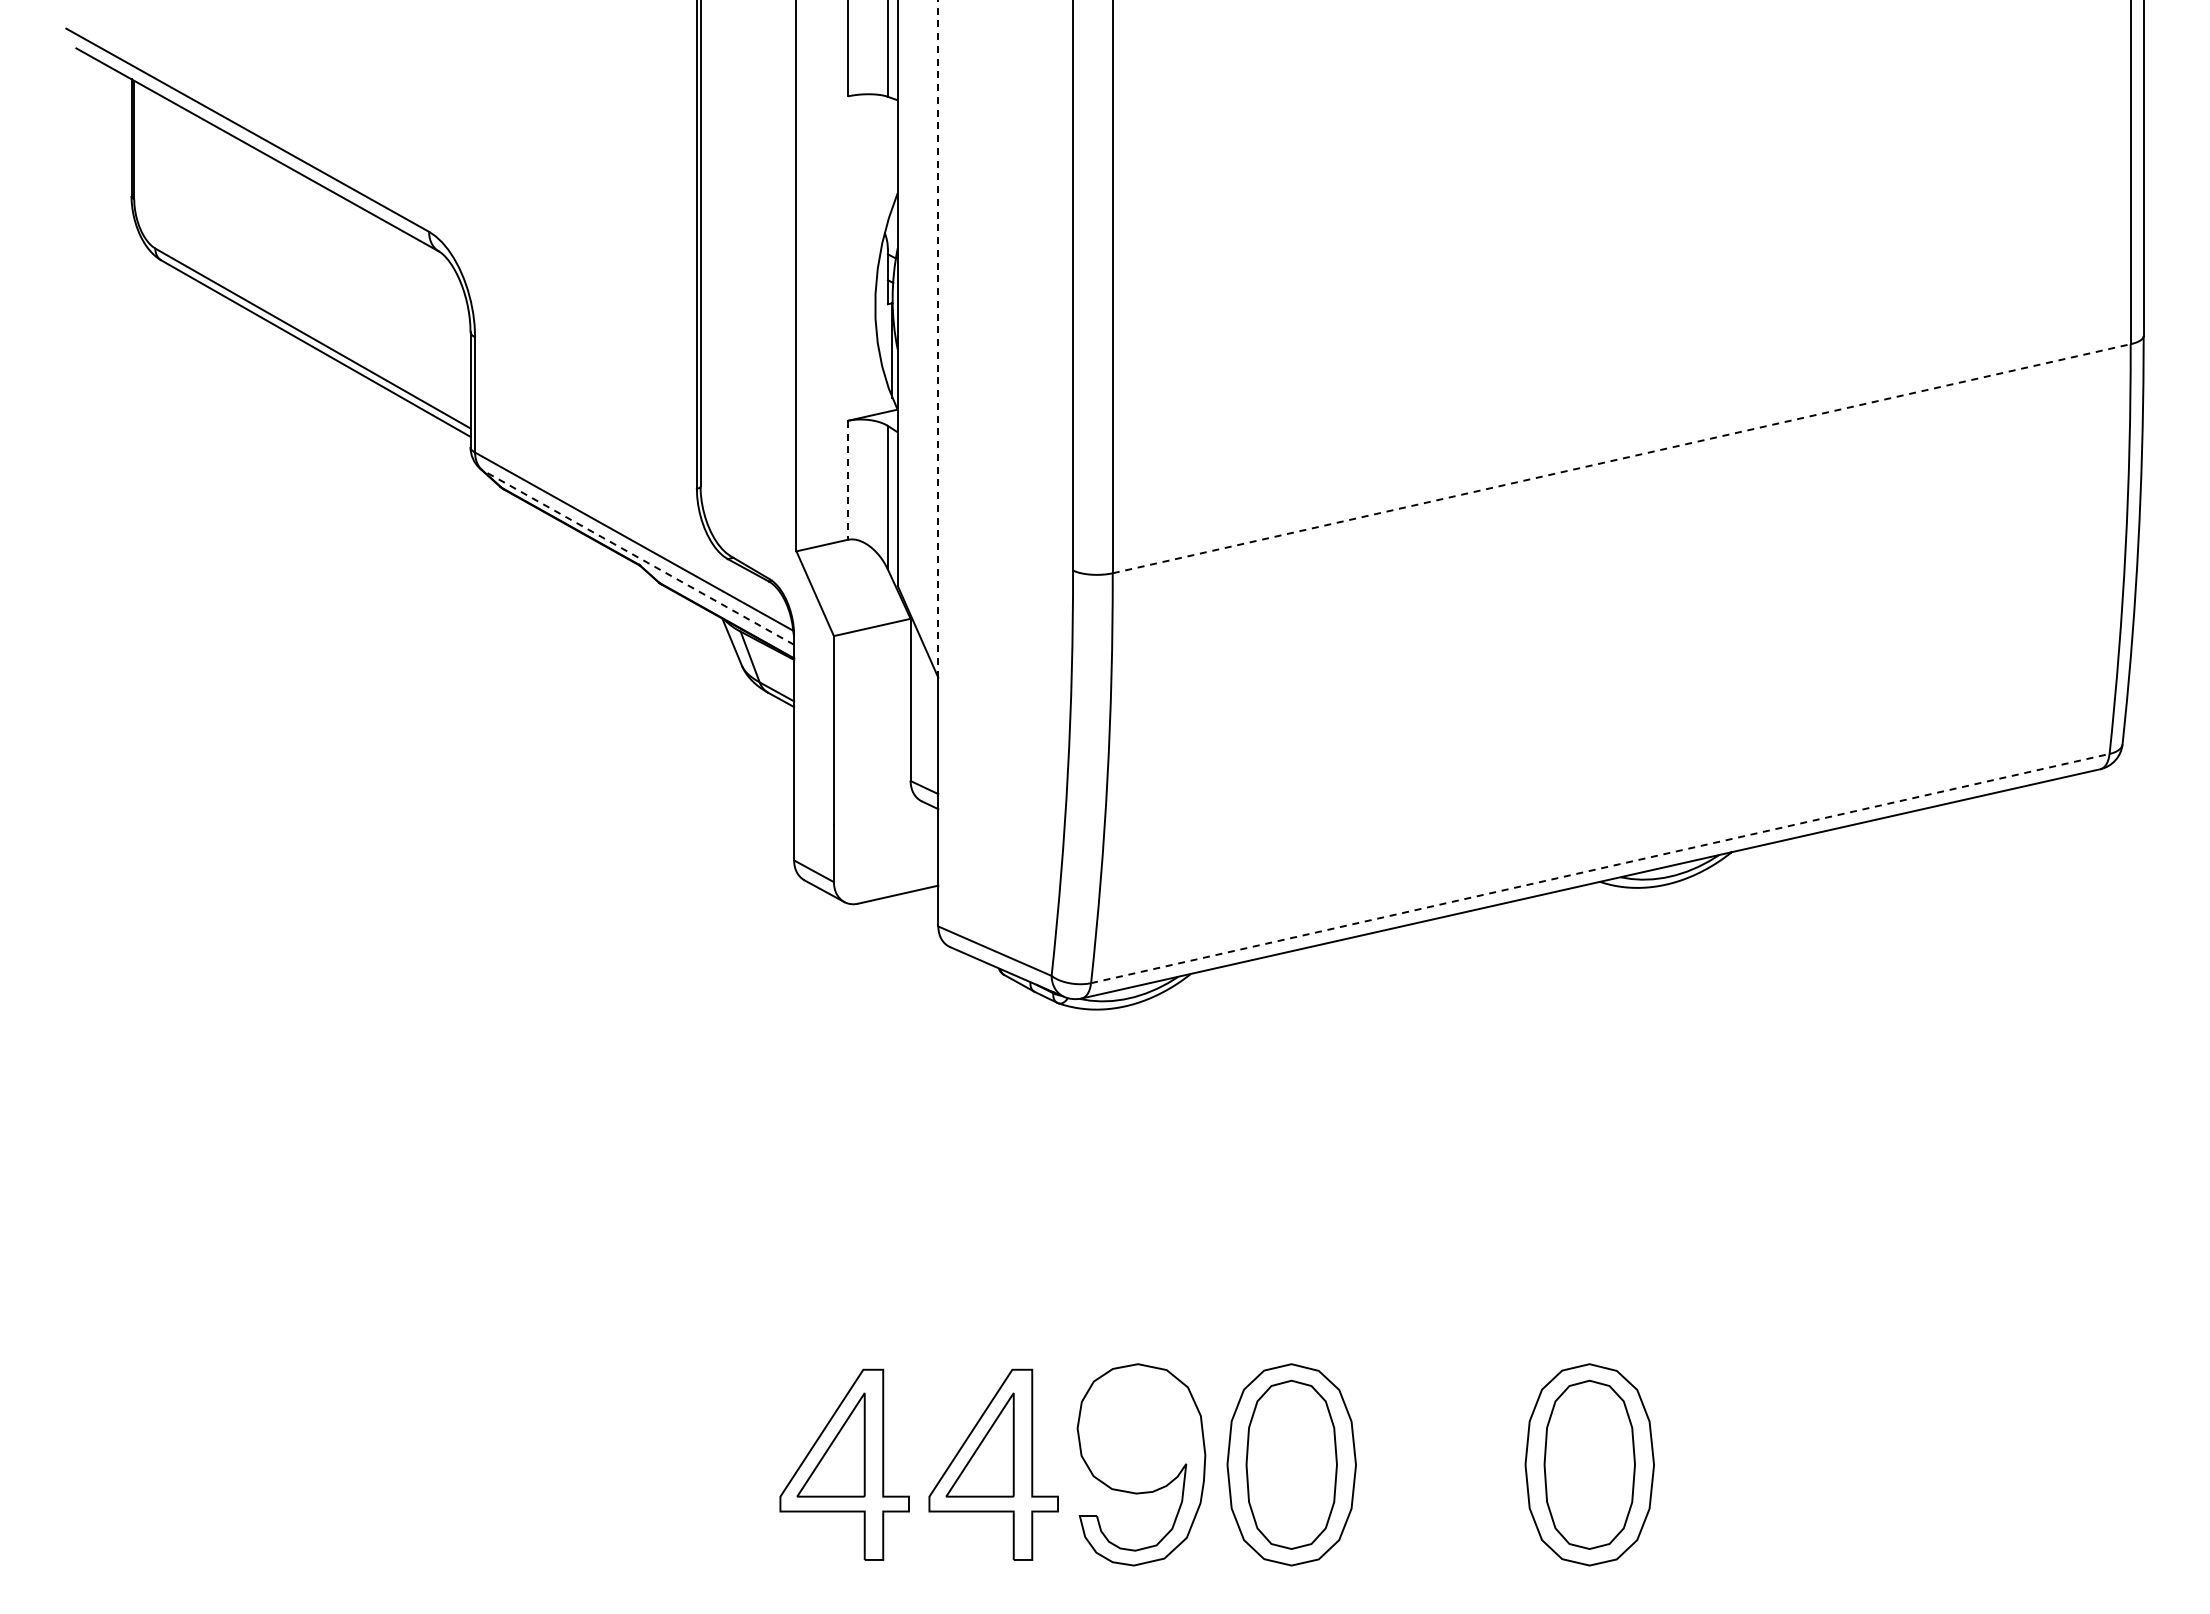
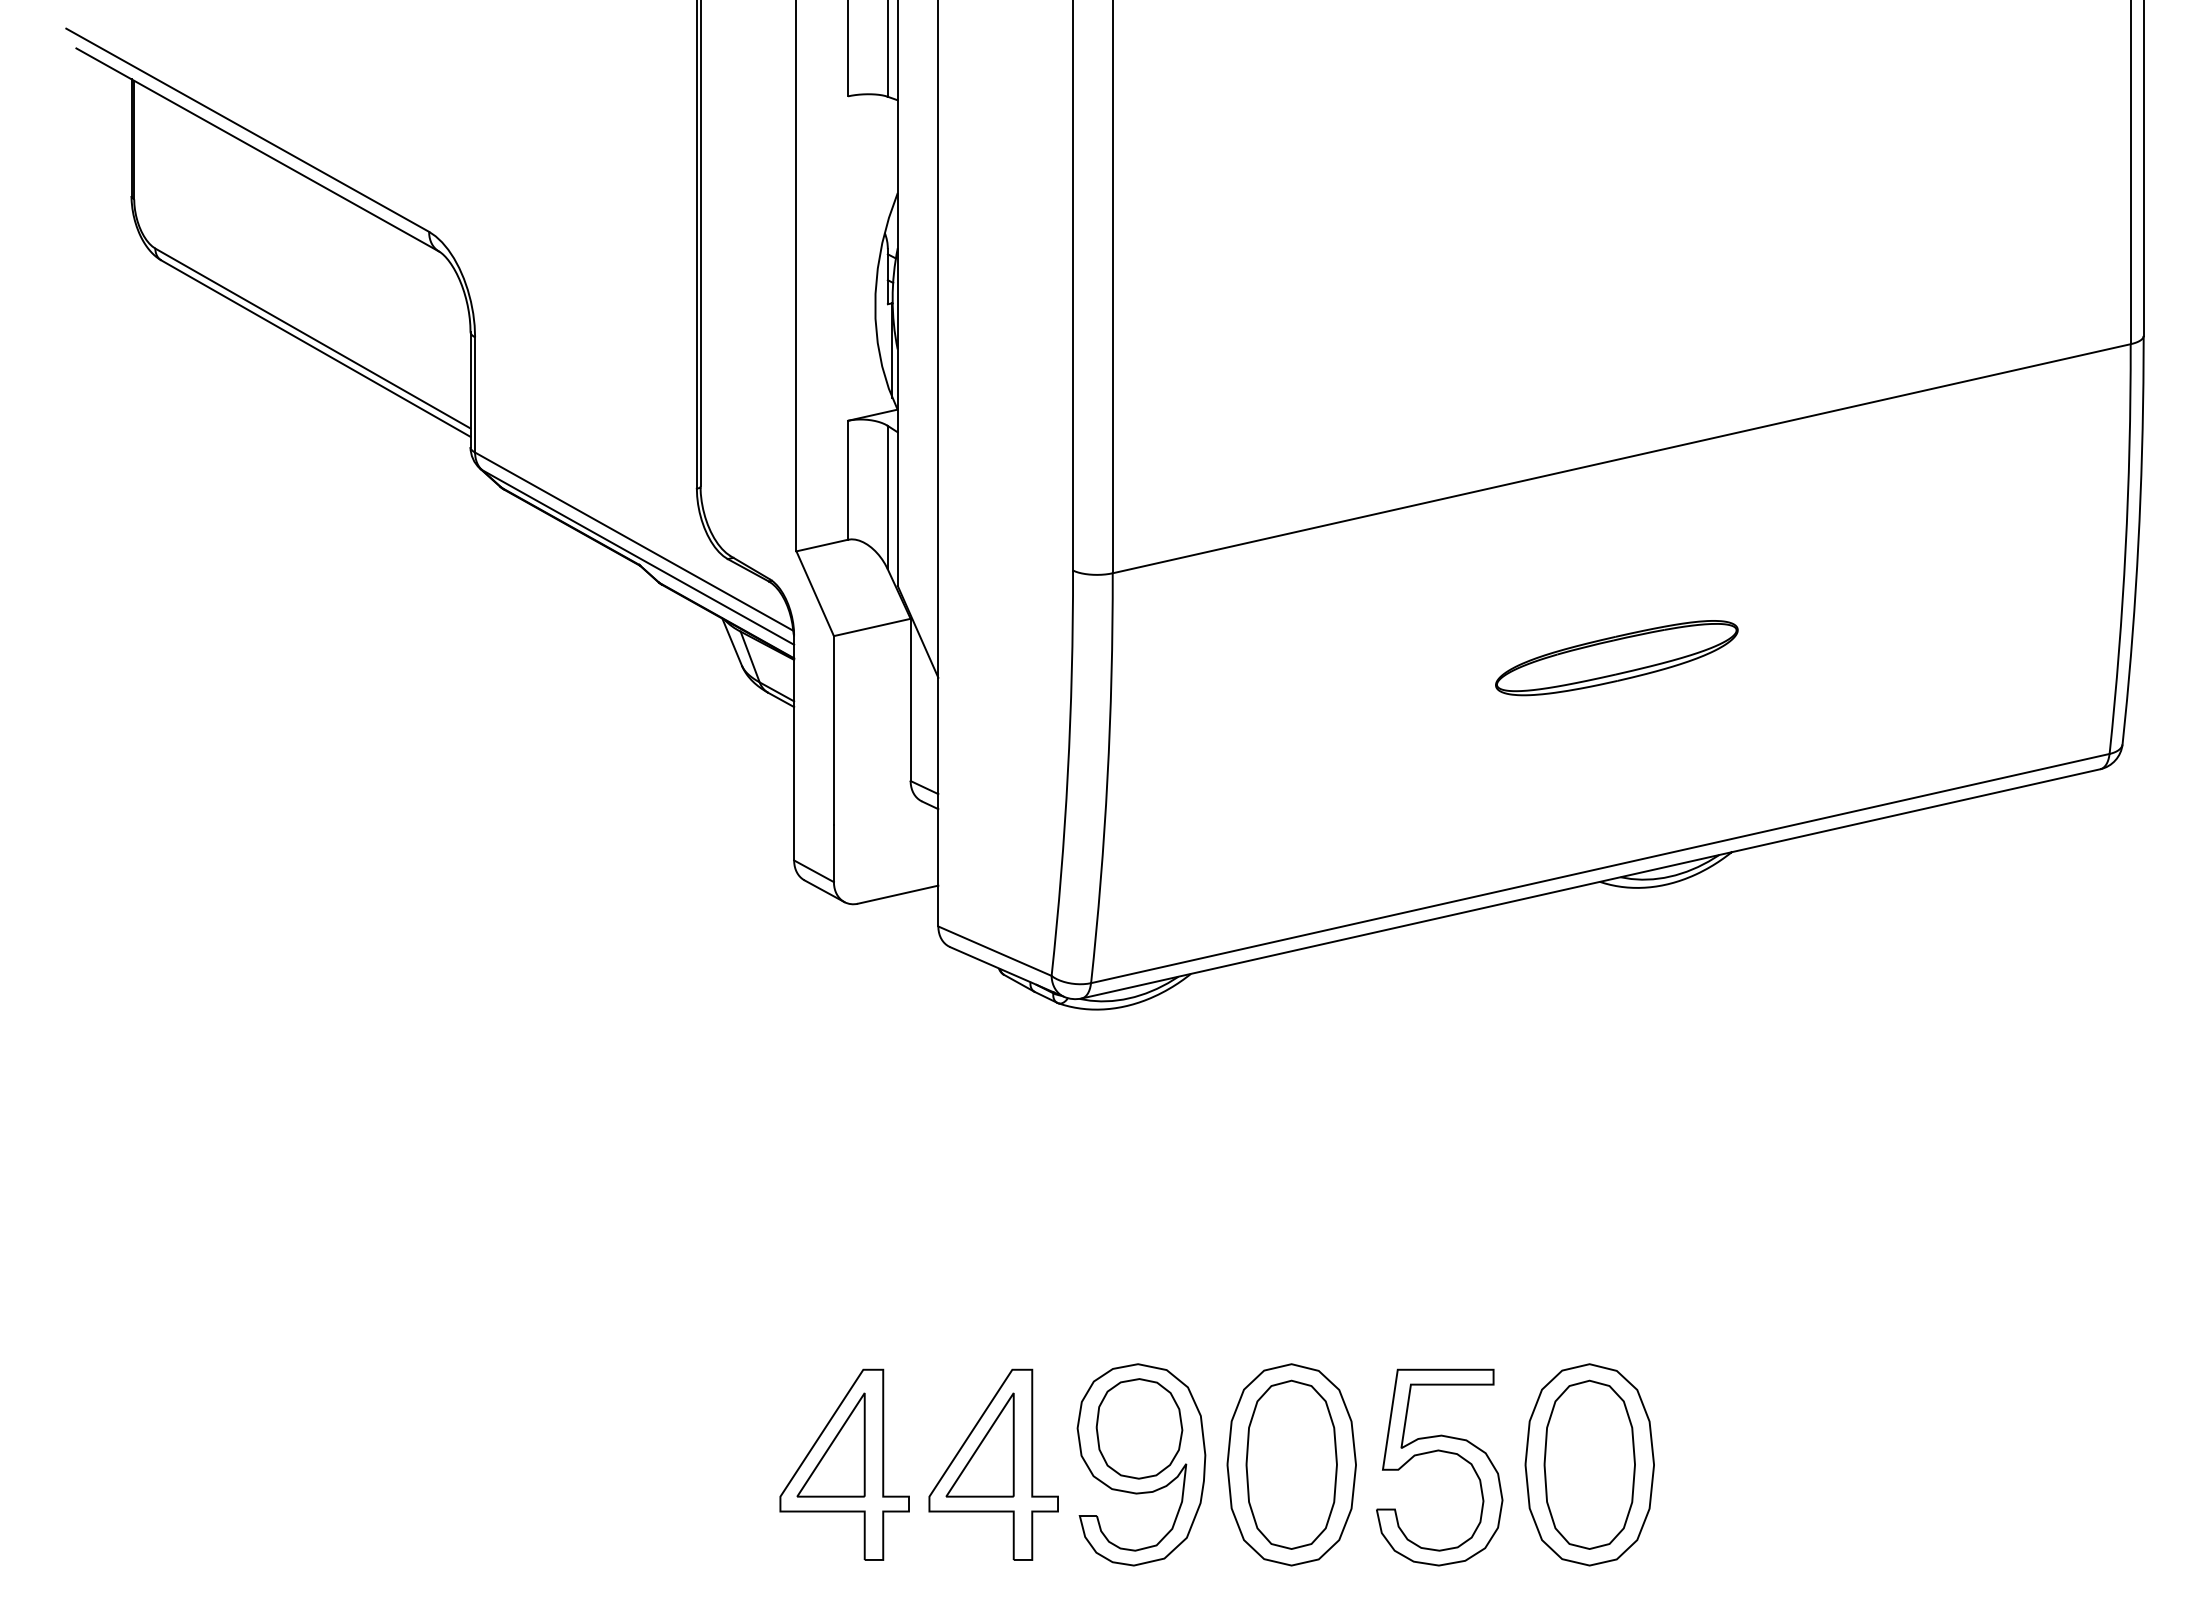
line: dashed -> solid (938, 338)
line: dashed -> solid (1621, 458)
line: dashed -> solid (848, 480)
line: dashed -> solid (638, 557)
part: none -> present (1616, 658)
line: dashed -> solid (1600, 868)
part: none -> present (1139, 1428)
part: none -> present (1442, 1452)
